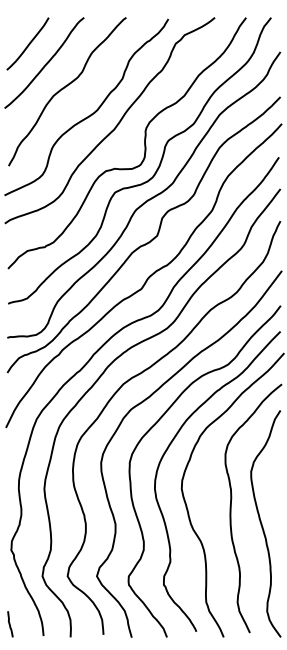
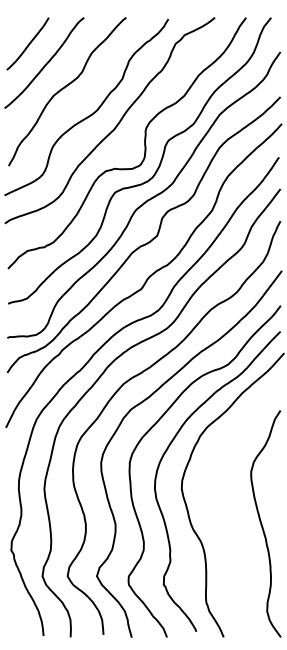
curve: present -> none (231, 508)
line: present -> none (10, 624)
